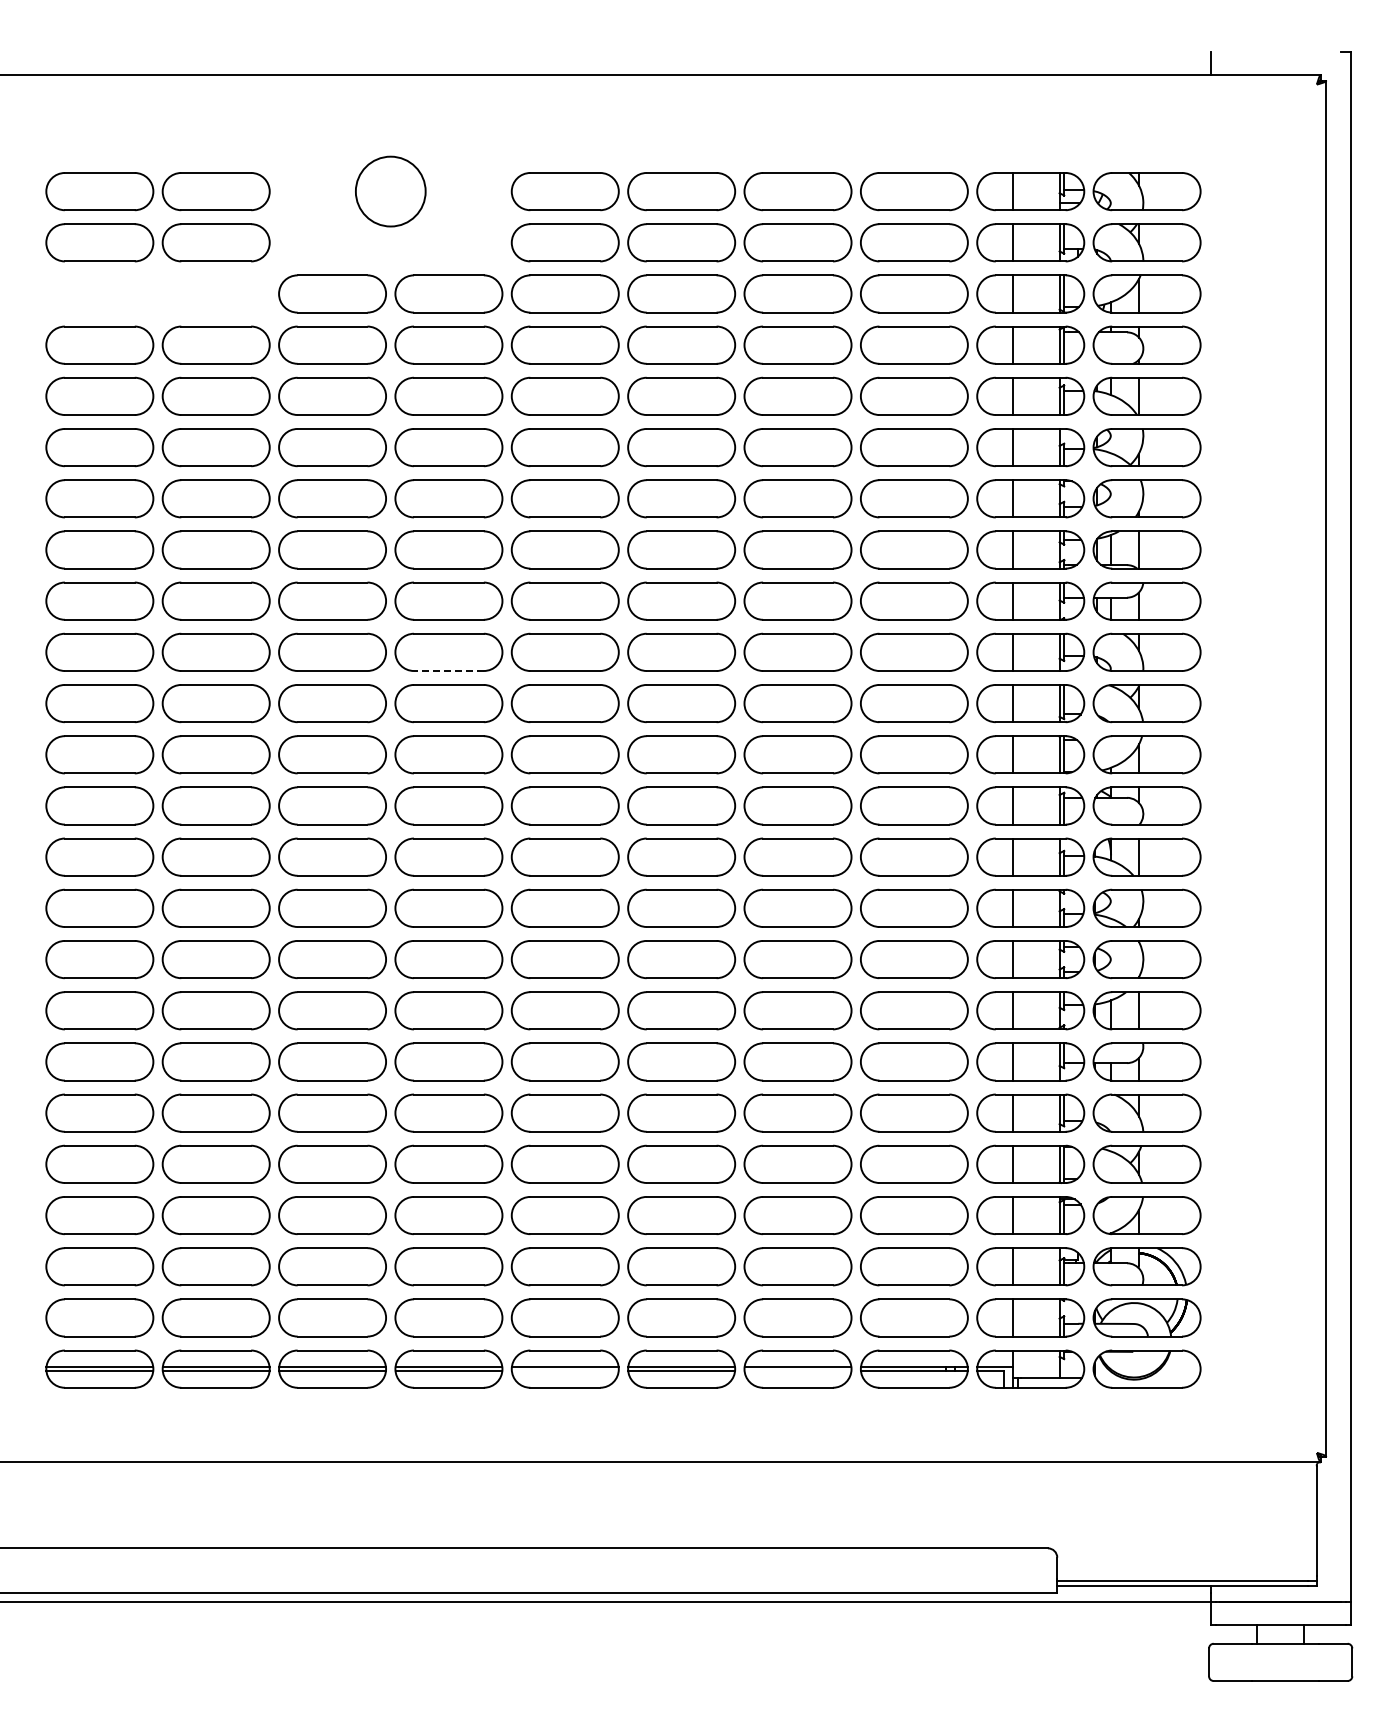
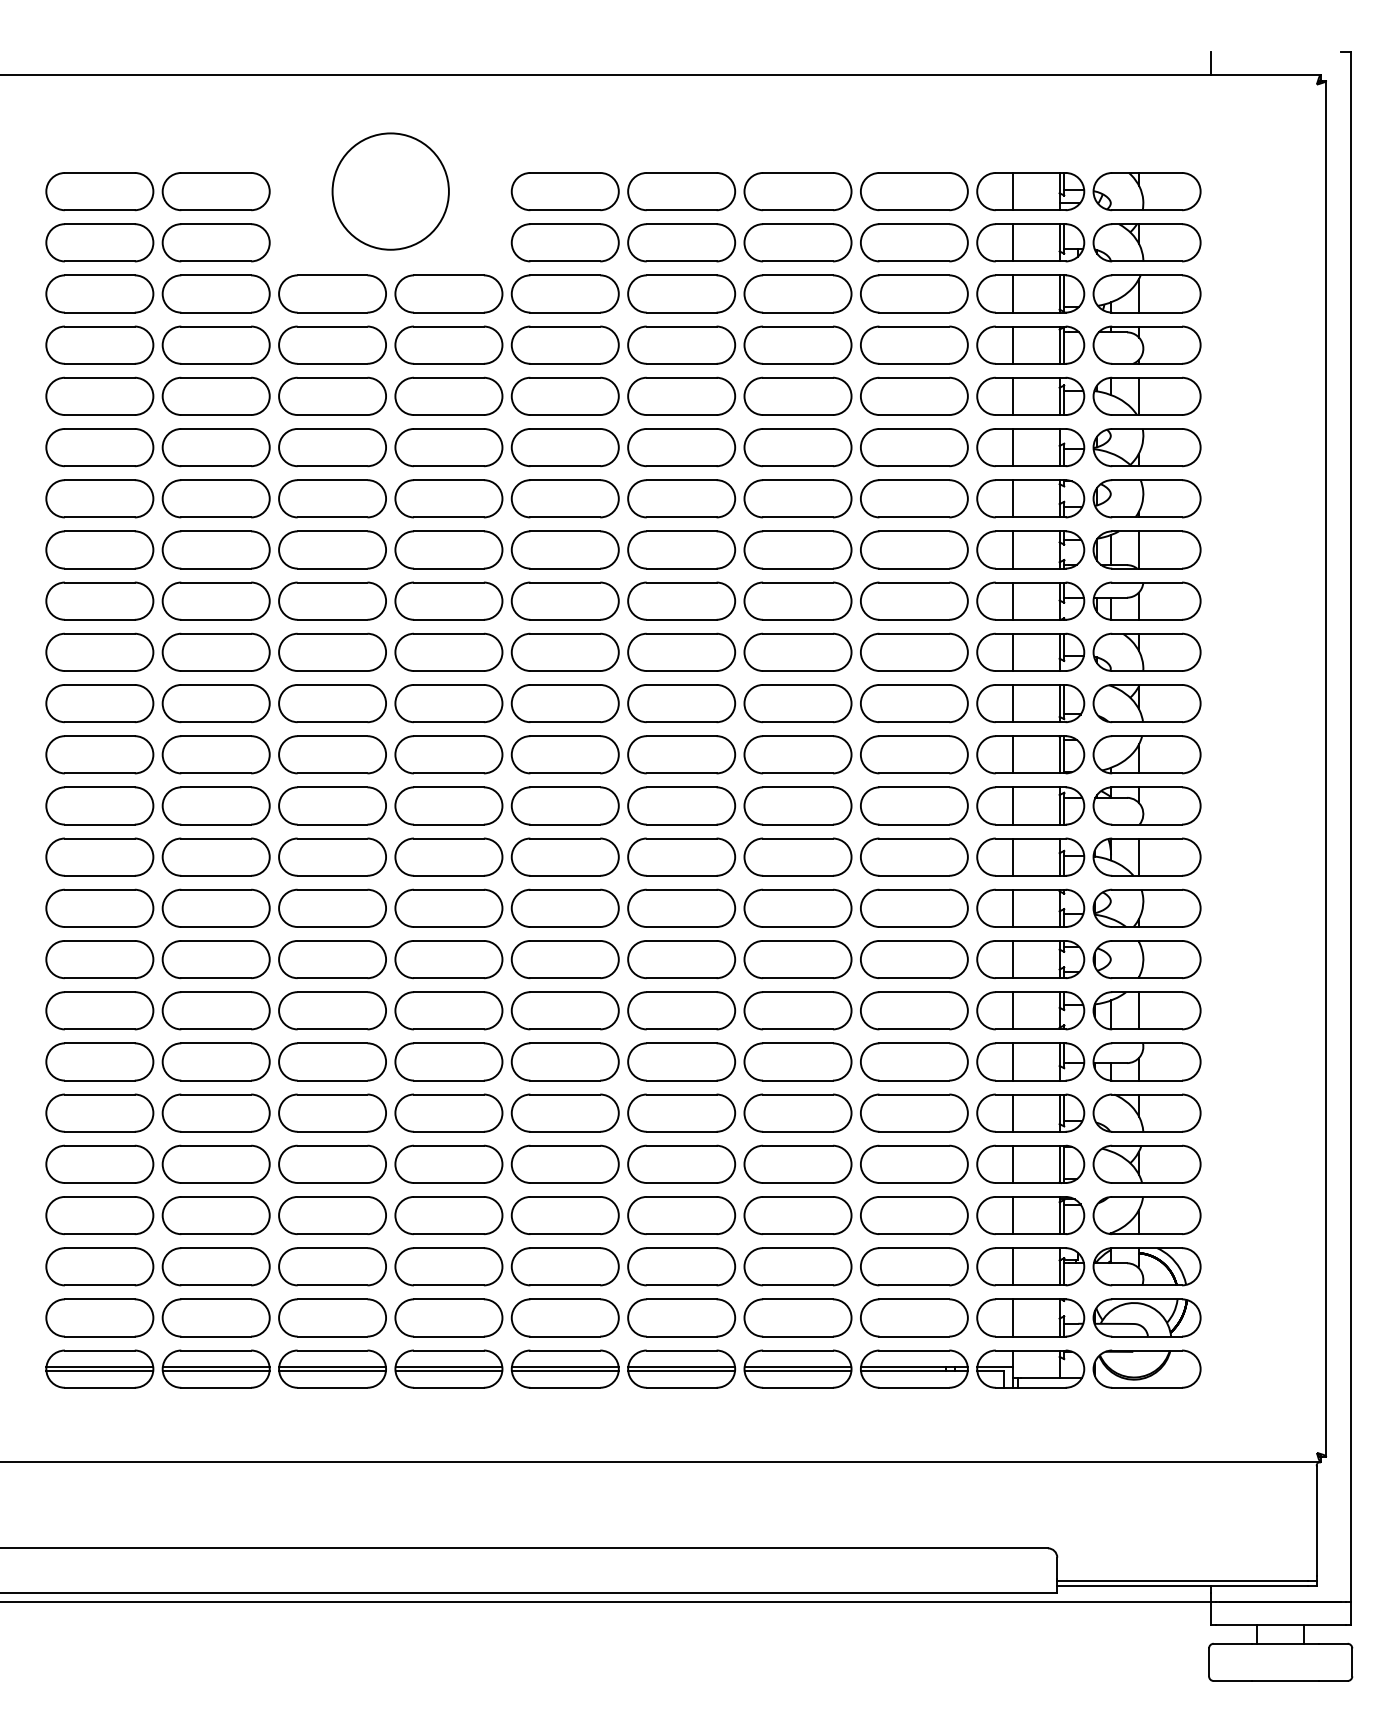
circle diameter: 70 px -> 116 px (390, 191)
part: none -> present (157, 293)
line: dashed -> solid (448, 671)
line: none -> present (564, 1371)
line: none -> present (797, 1371)
